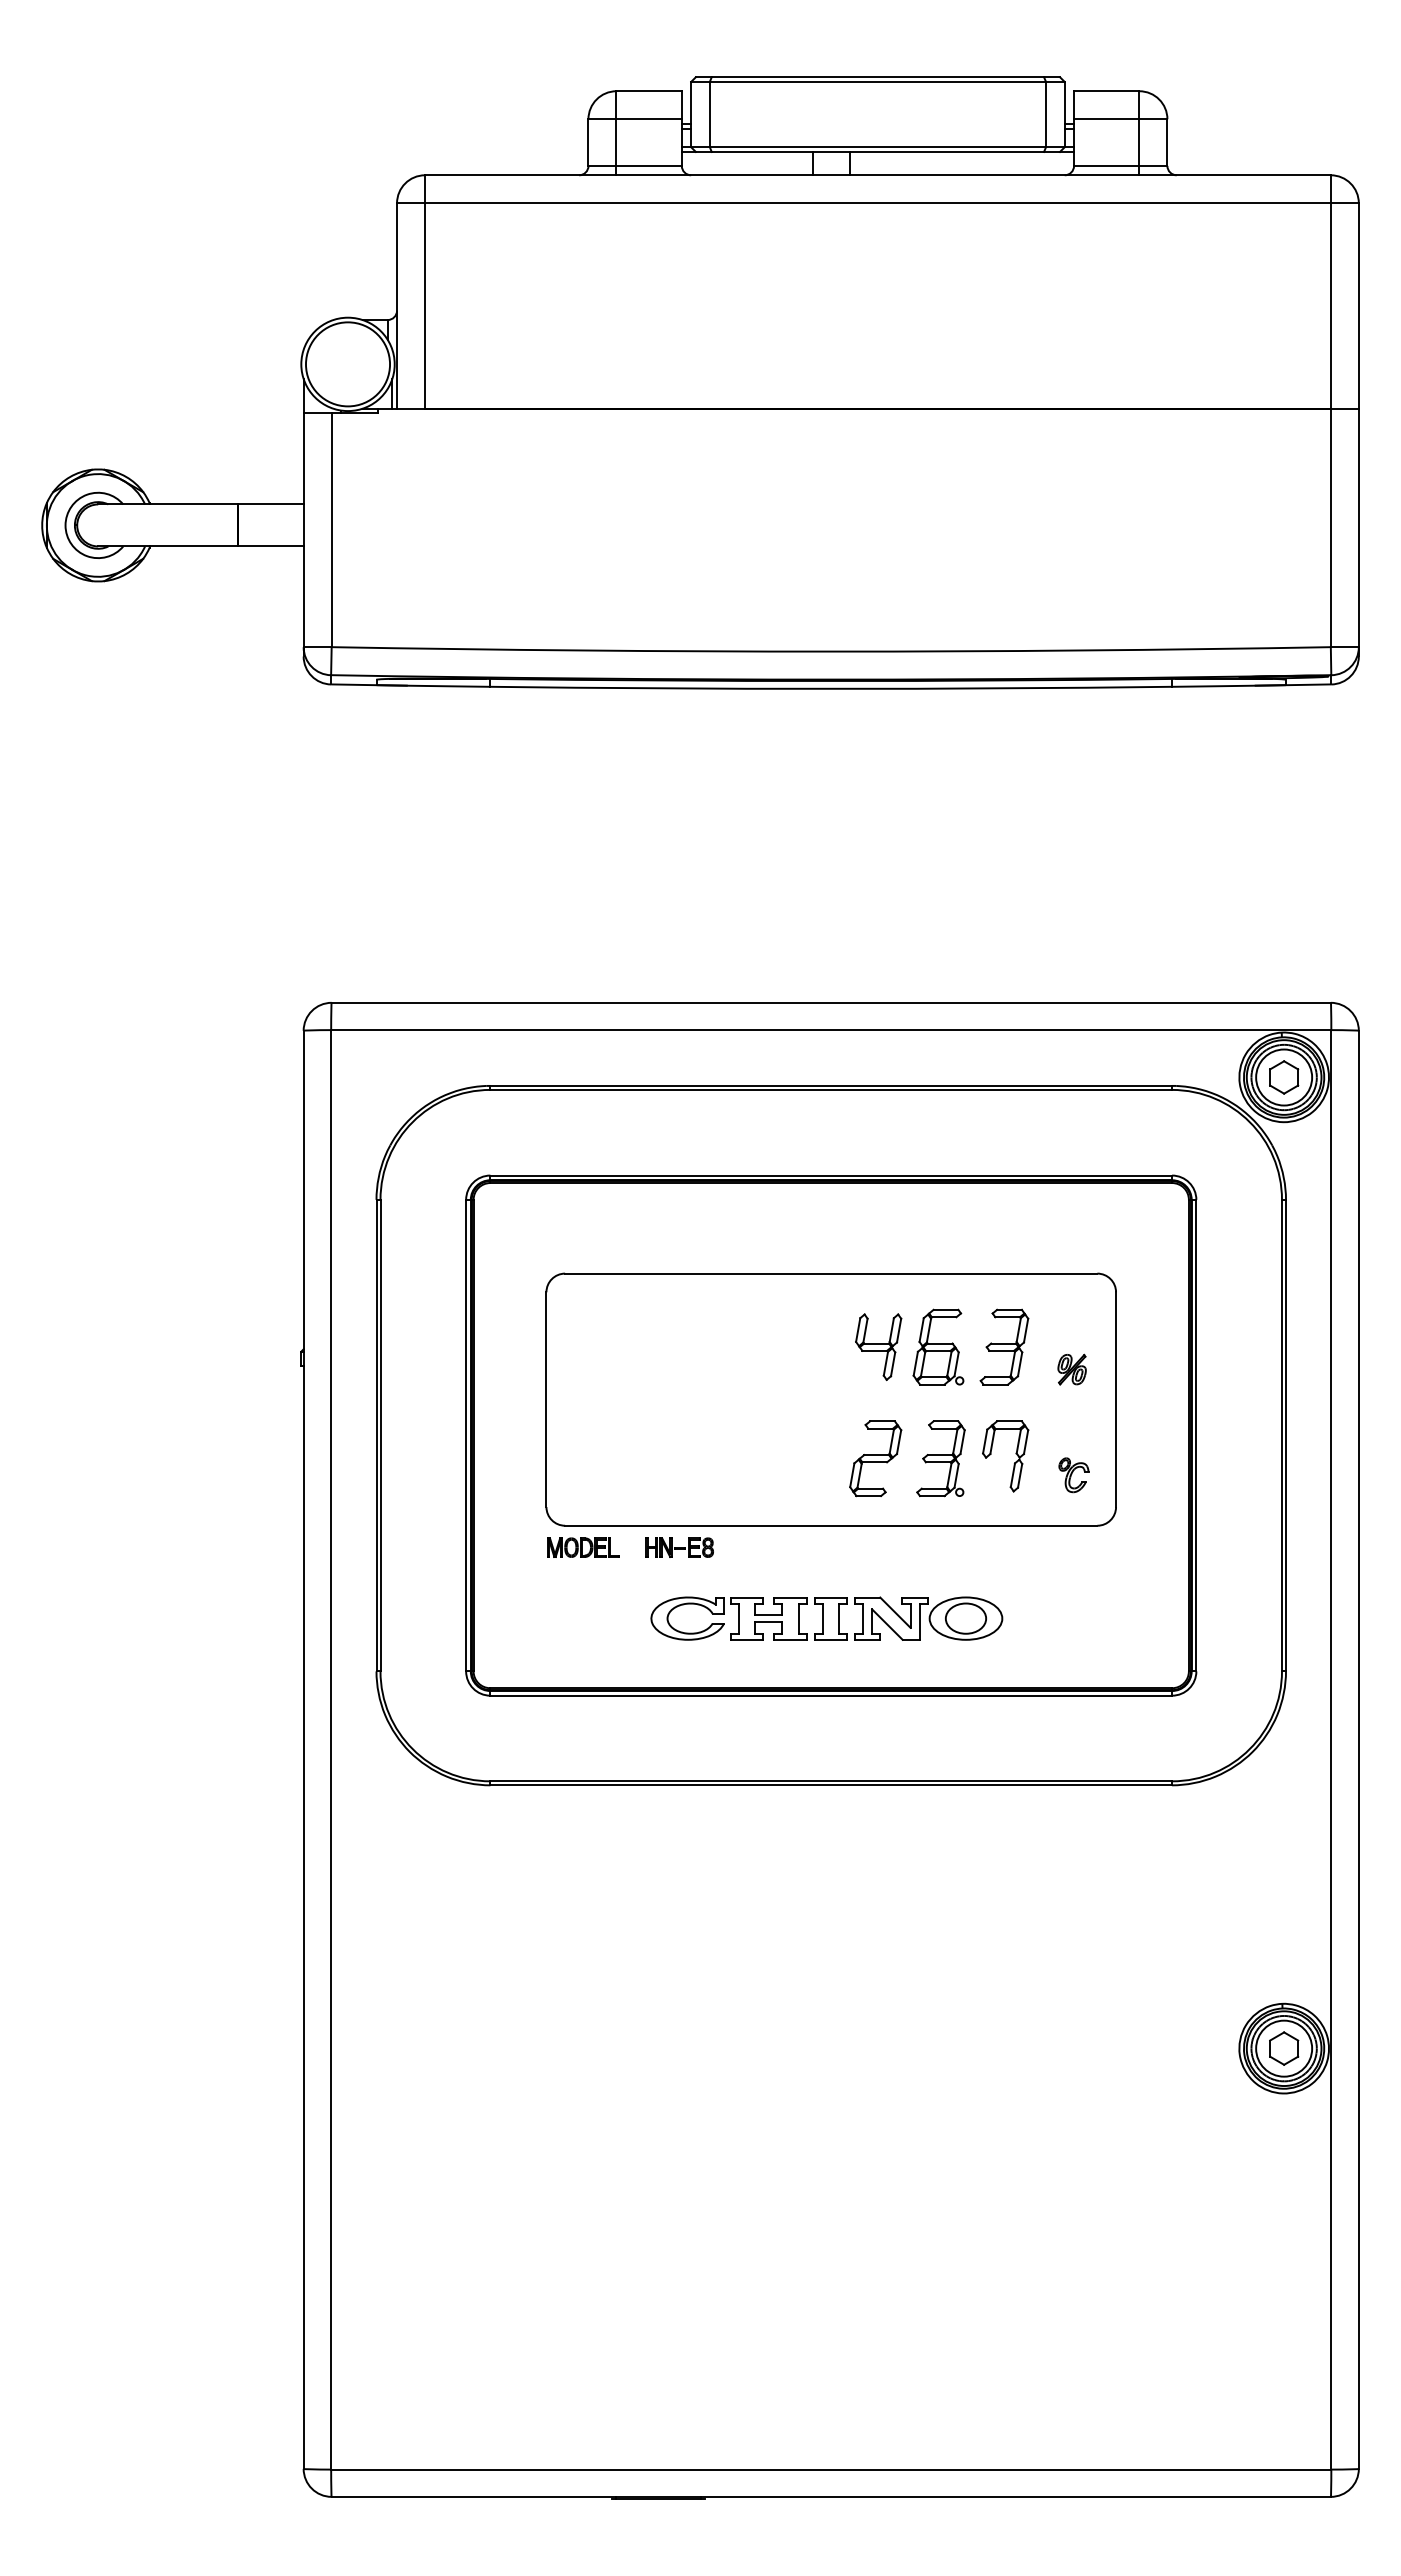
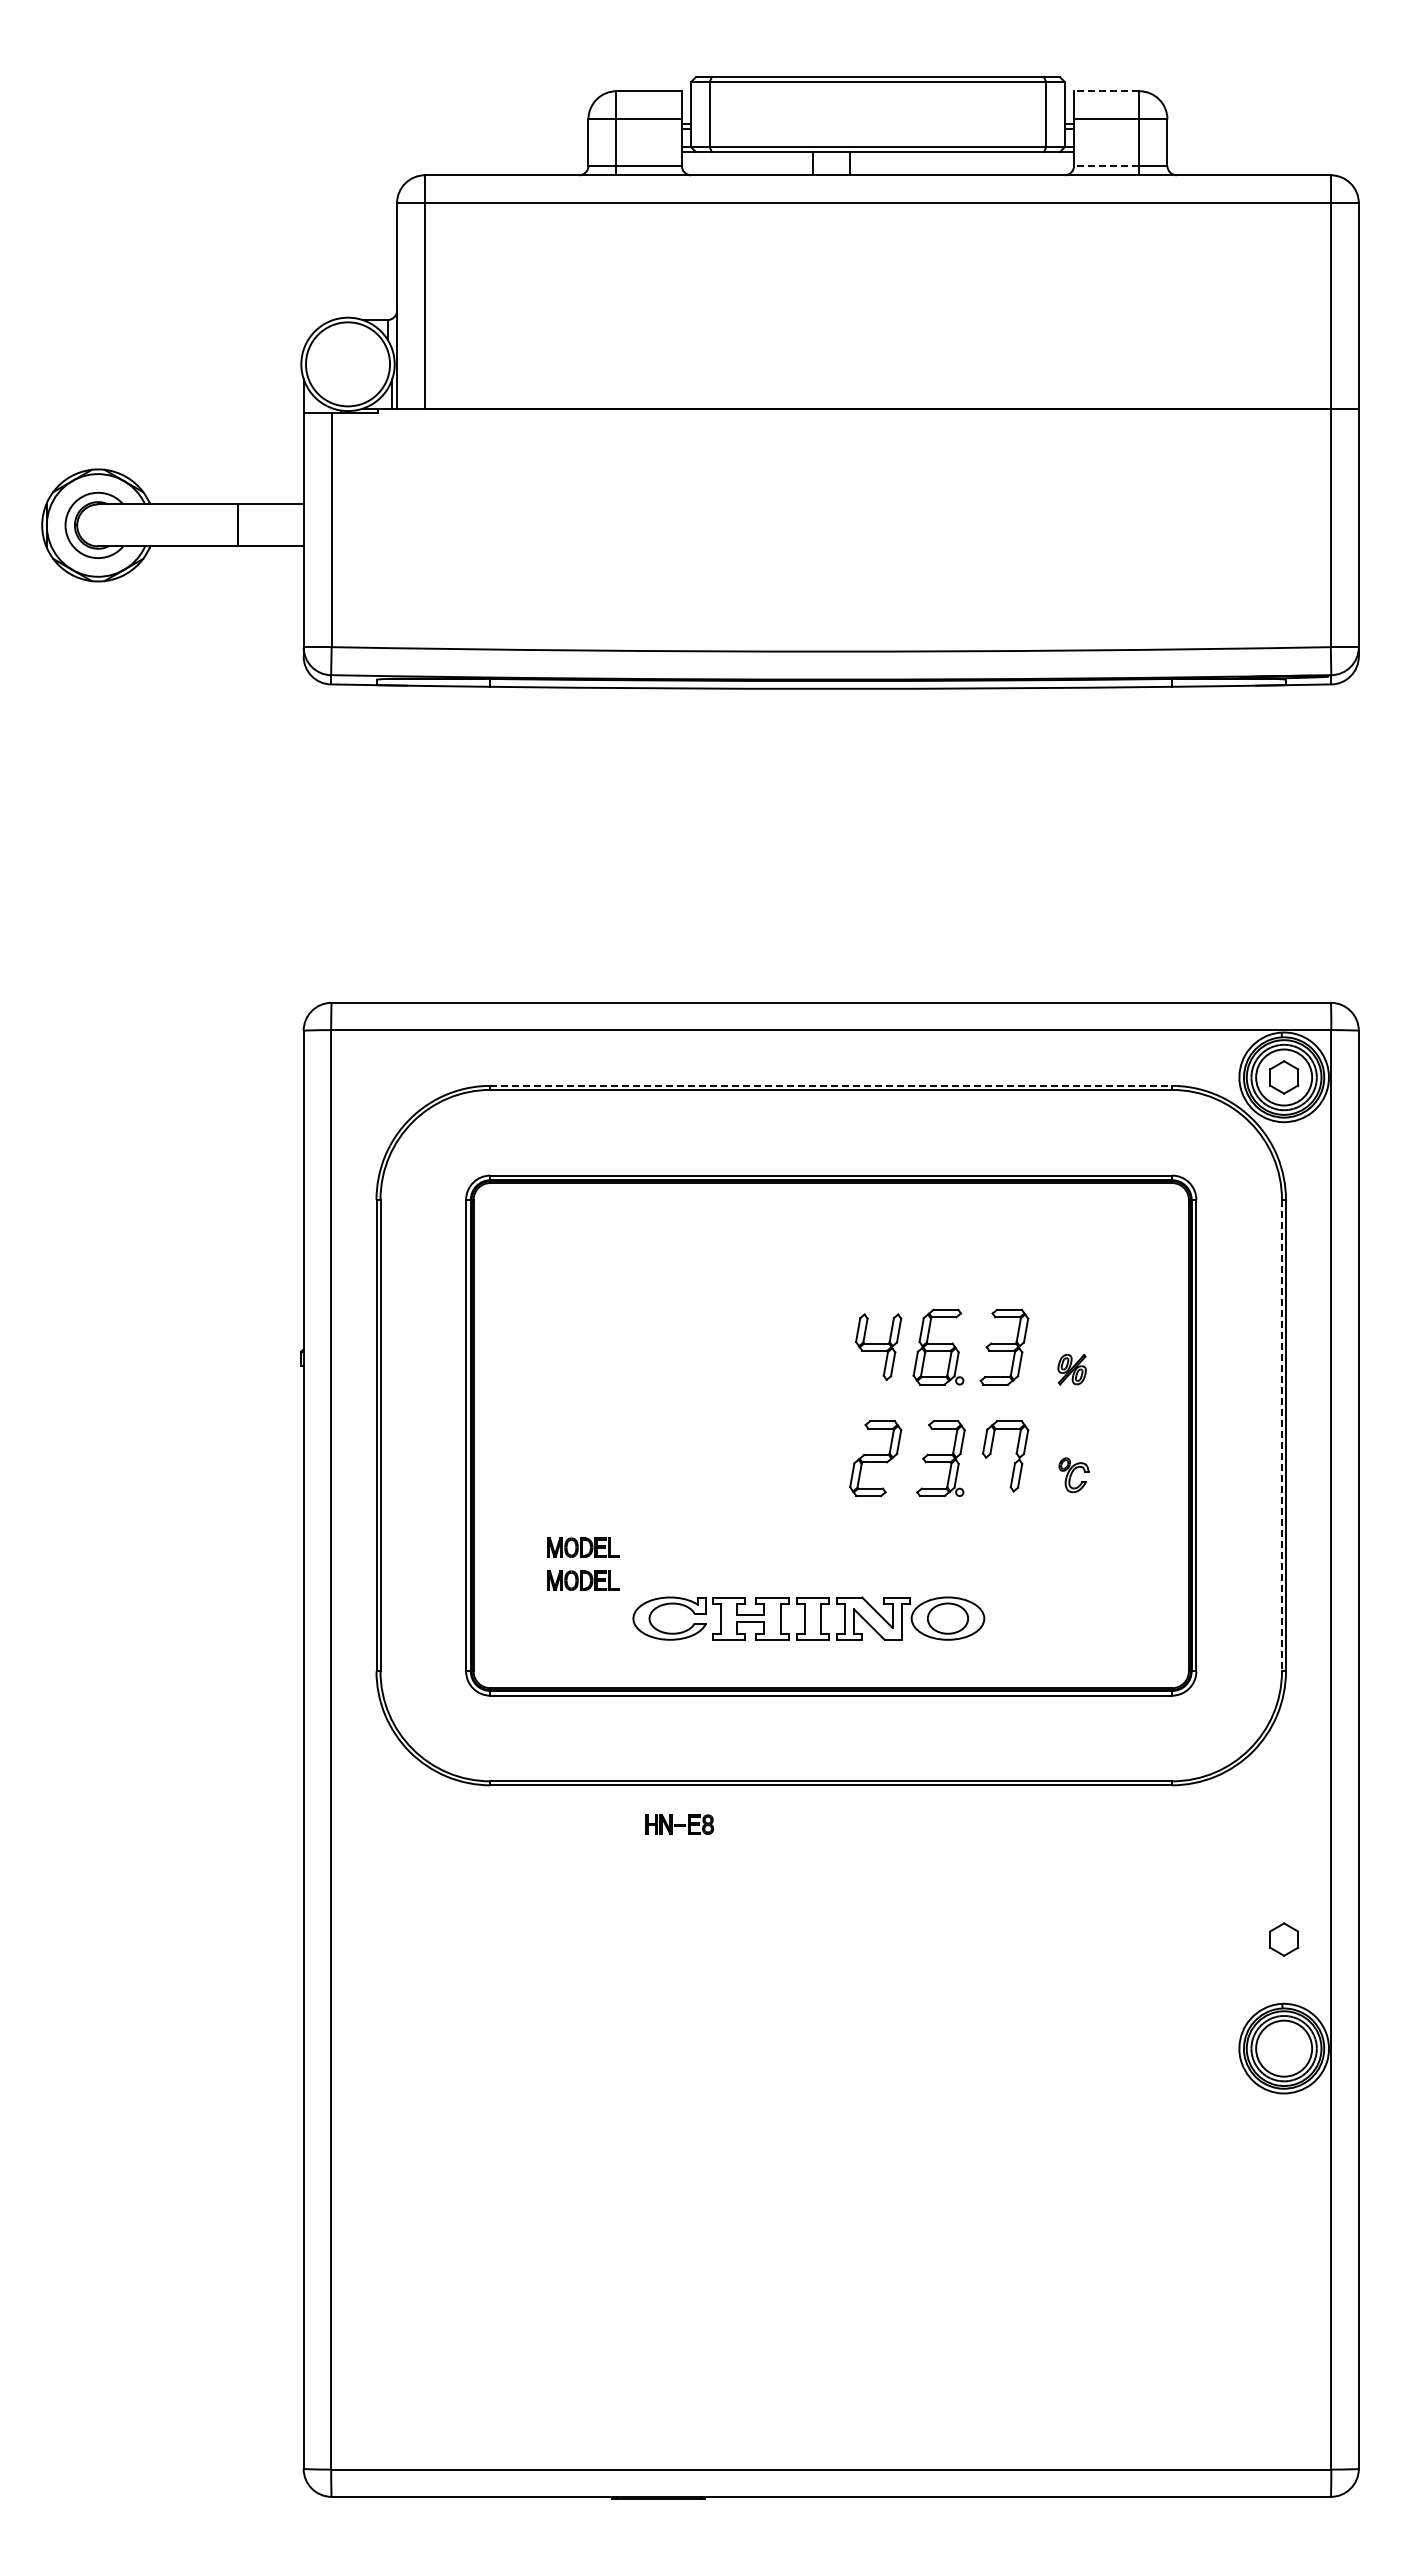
line: solid -> dashed (1106, 91)
line: solid -> dashed (1106, 165)
line: solid -> dashed (831, 1085)
part: present -> none (830, 1399)
line: solid -> dashed (1281, 1435)
part position: (679, 1547) -> (679, 1824) (679, 1824)
part: none -> present (583, 1580)
part position: (826, 1618) -> (808, 1618) (808, 1618)
part position: (1284, 2048) -> (1284, 1939) (1284, 1939)
